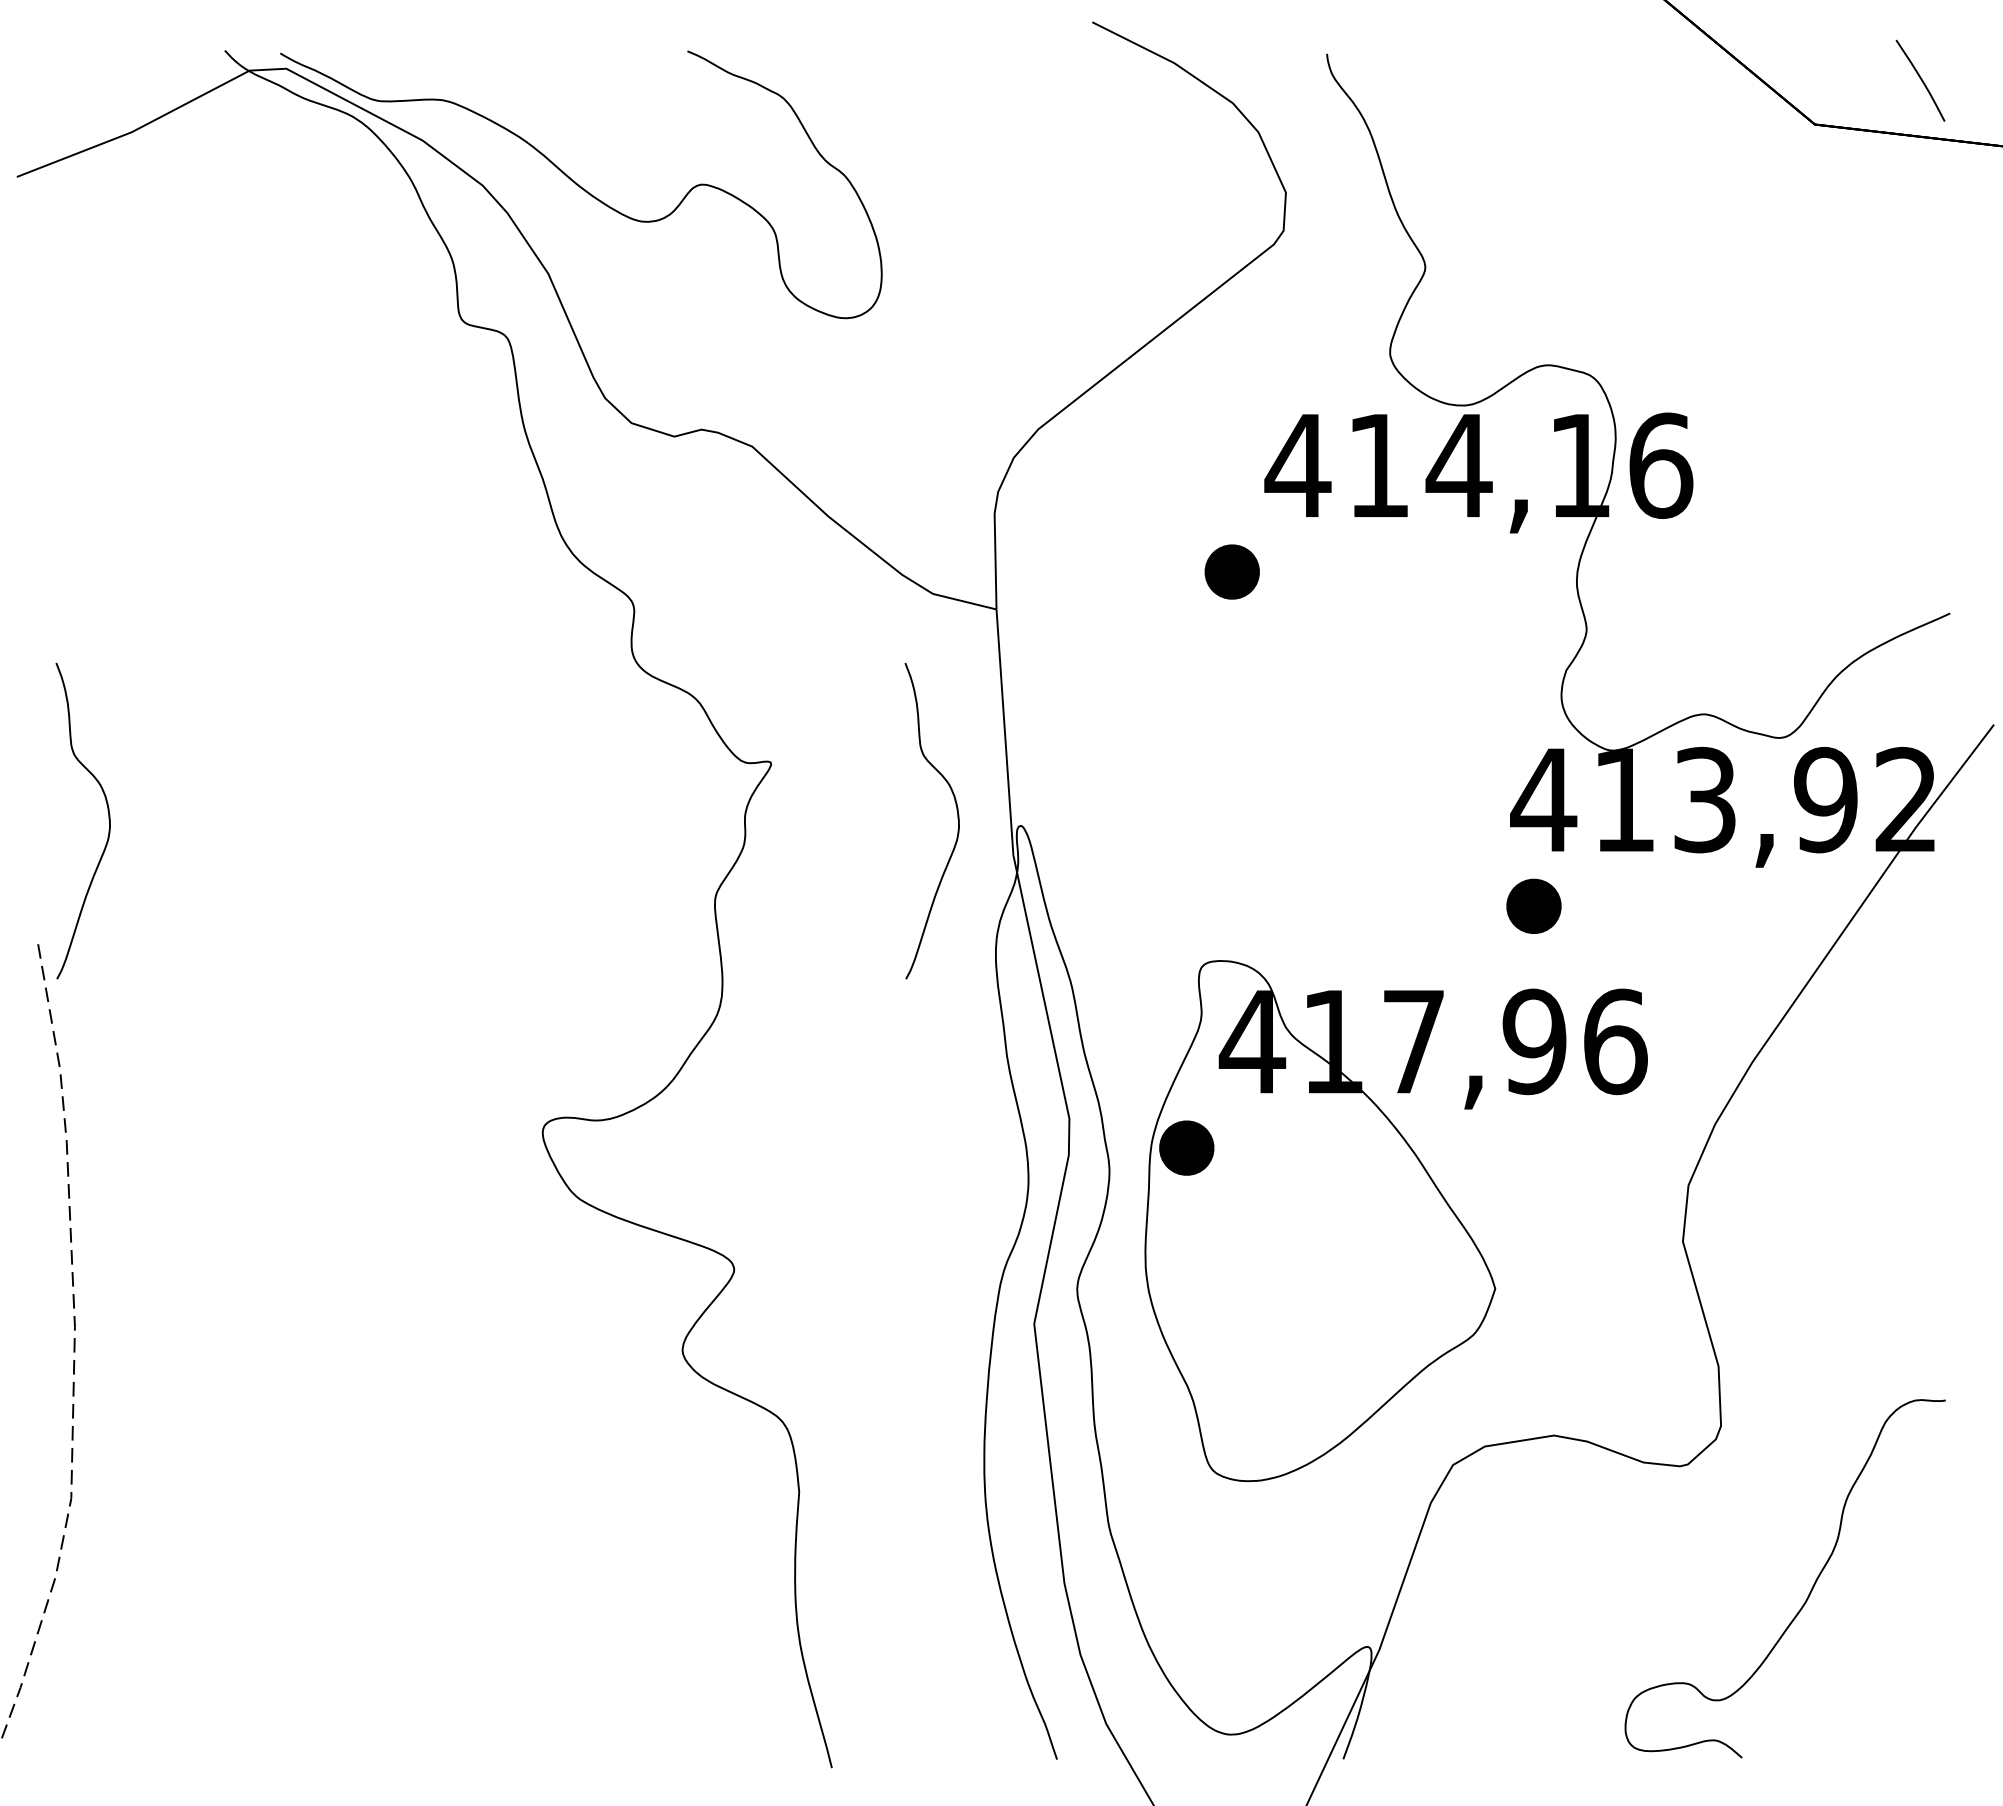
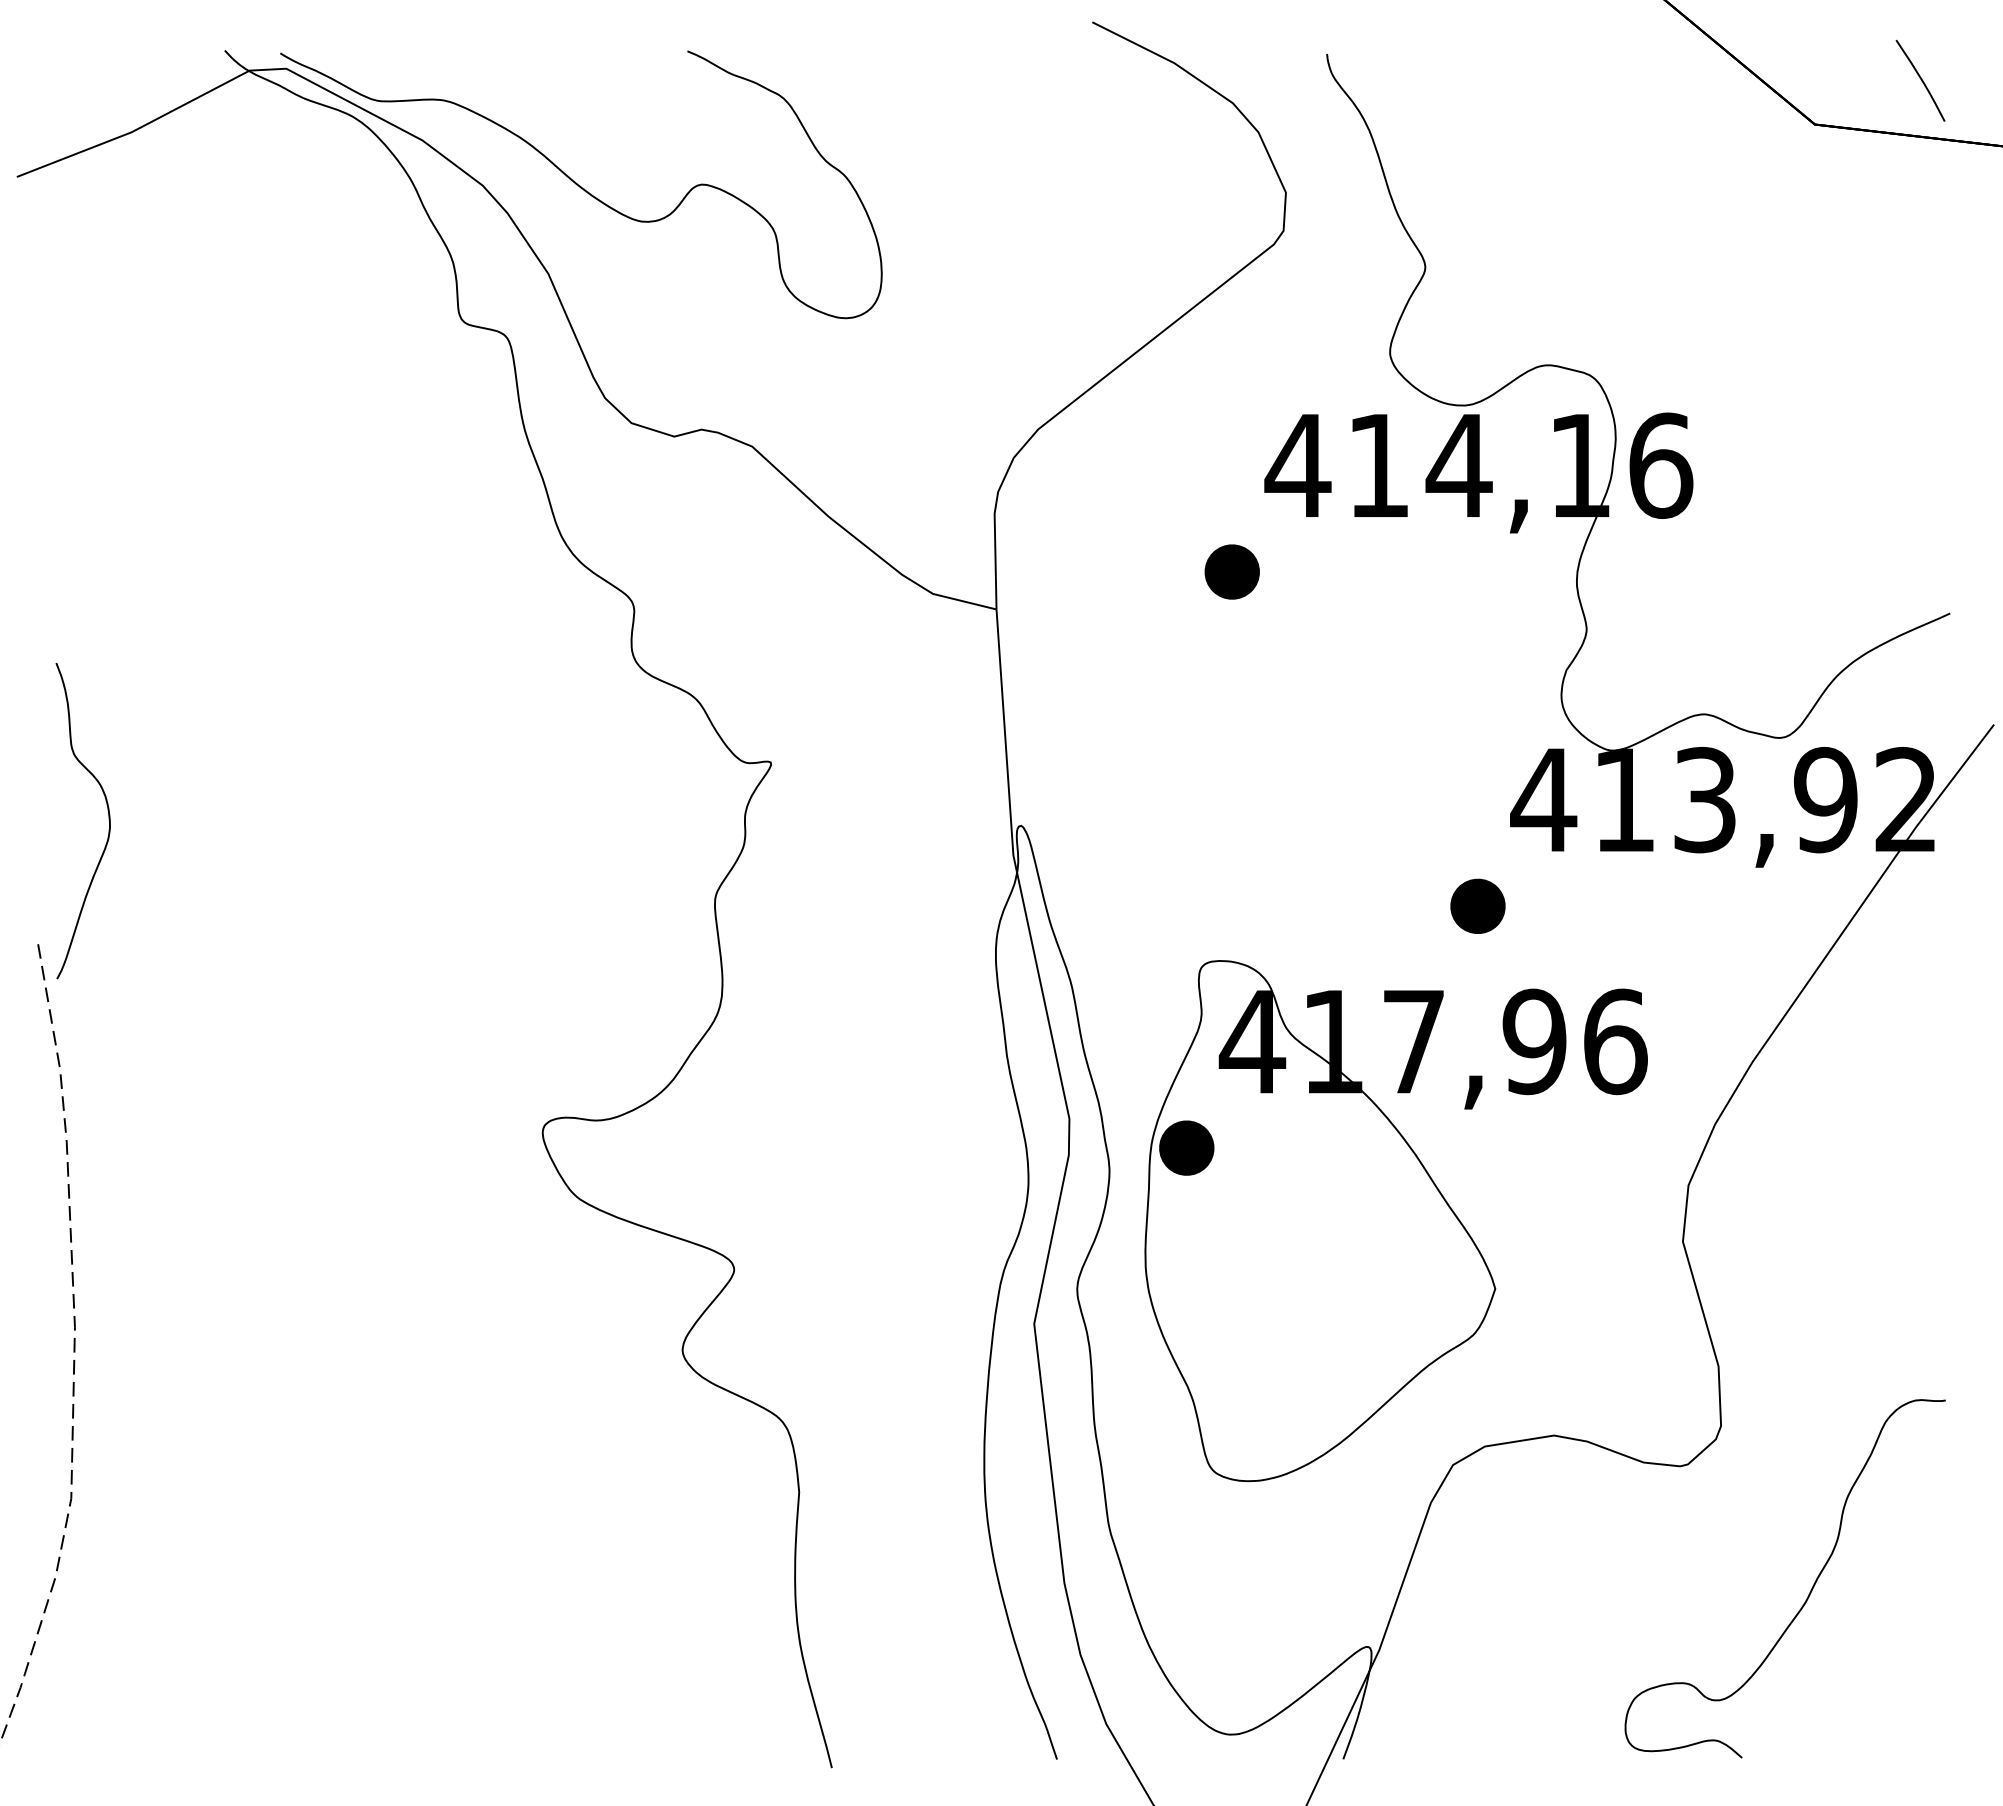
curve: present -> none (957, 819)
part position: (1533, 905) -> (1477, 905) (1477, 905)
